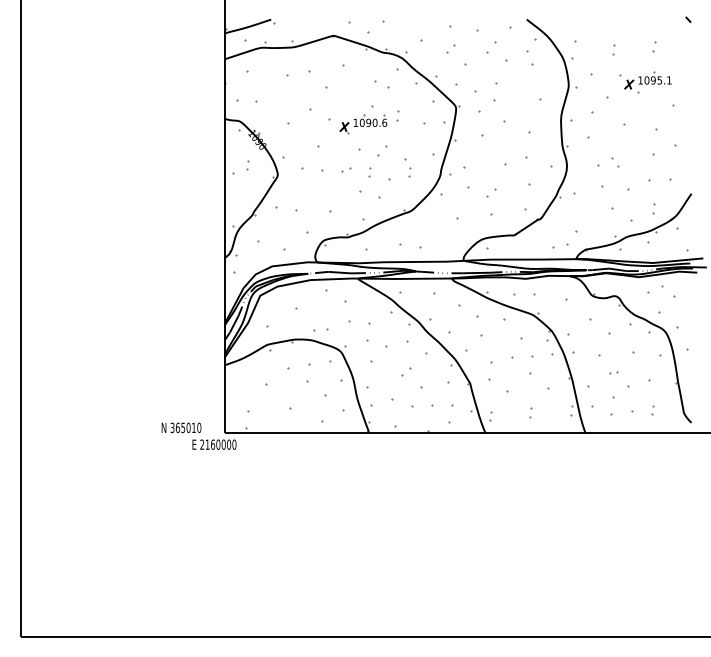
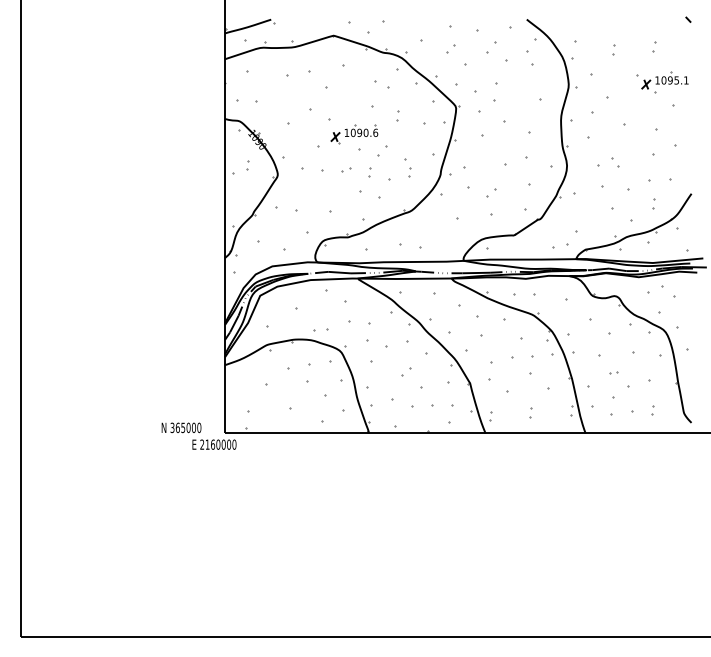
part position: (645, 82) -> (662, 82) (662, 82)
part position: (363, 124) -> (354, 134) (354, 134)
part position: (653, 208) -> (653, 203) (653, 203)
text: 365010 -> 365000 (193, 427)
